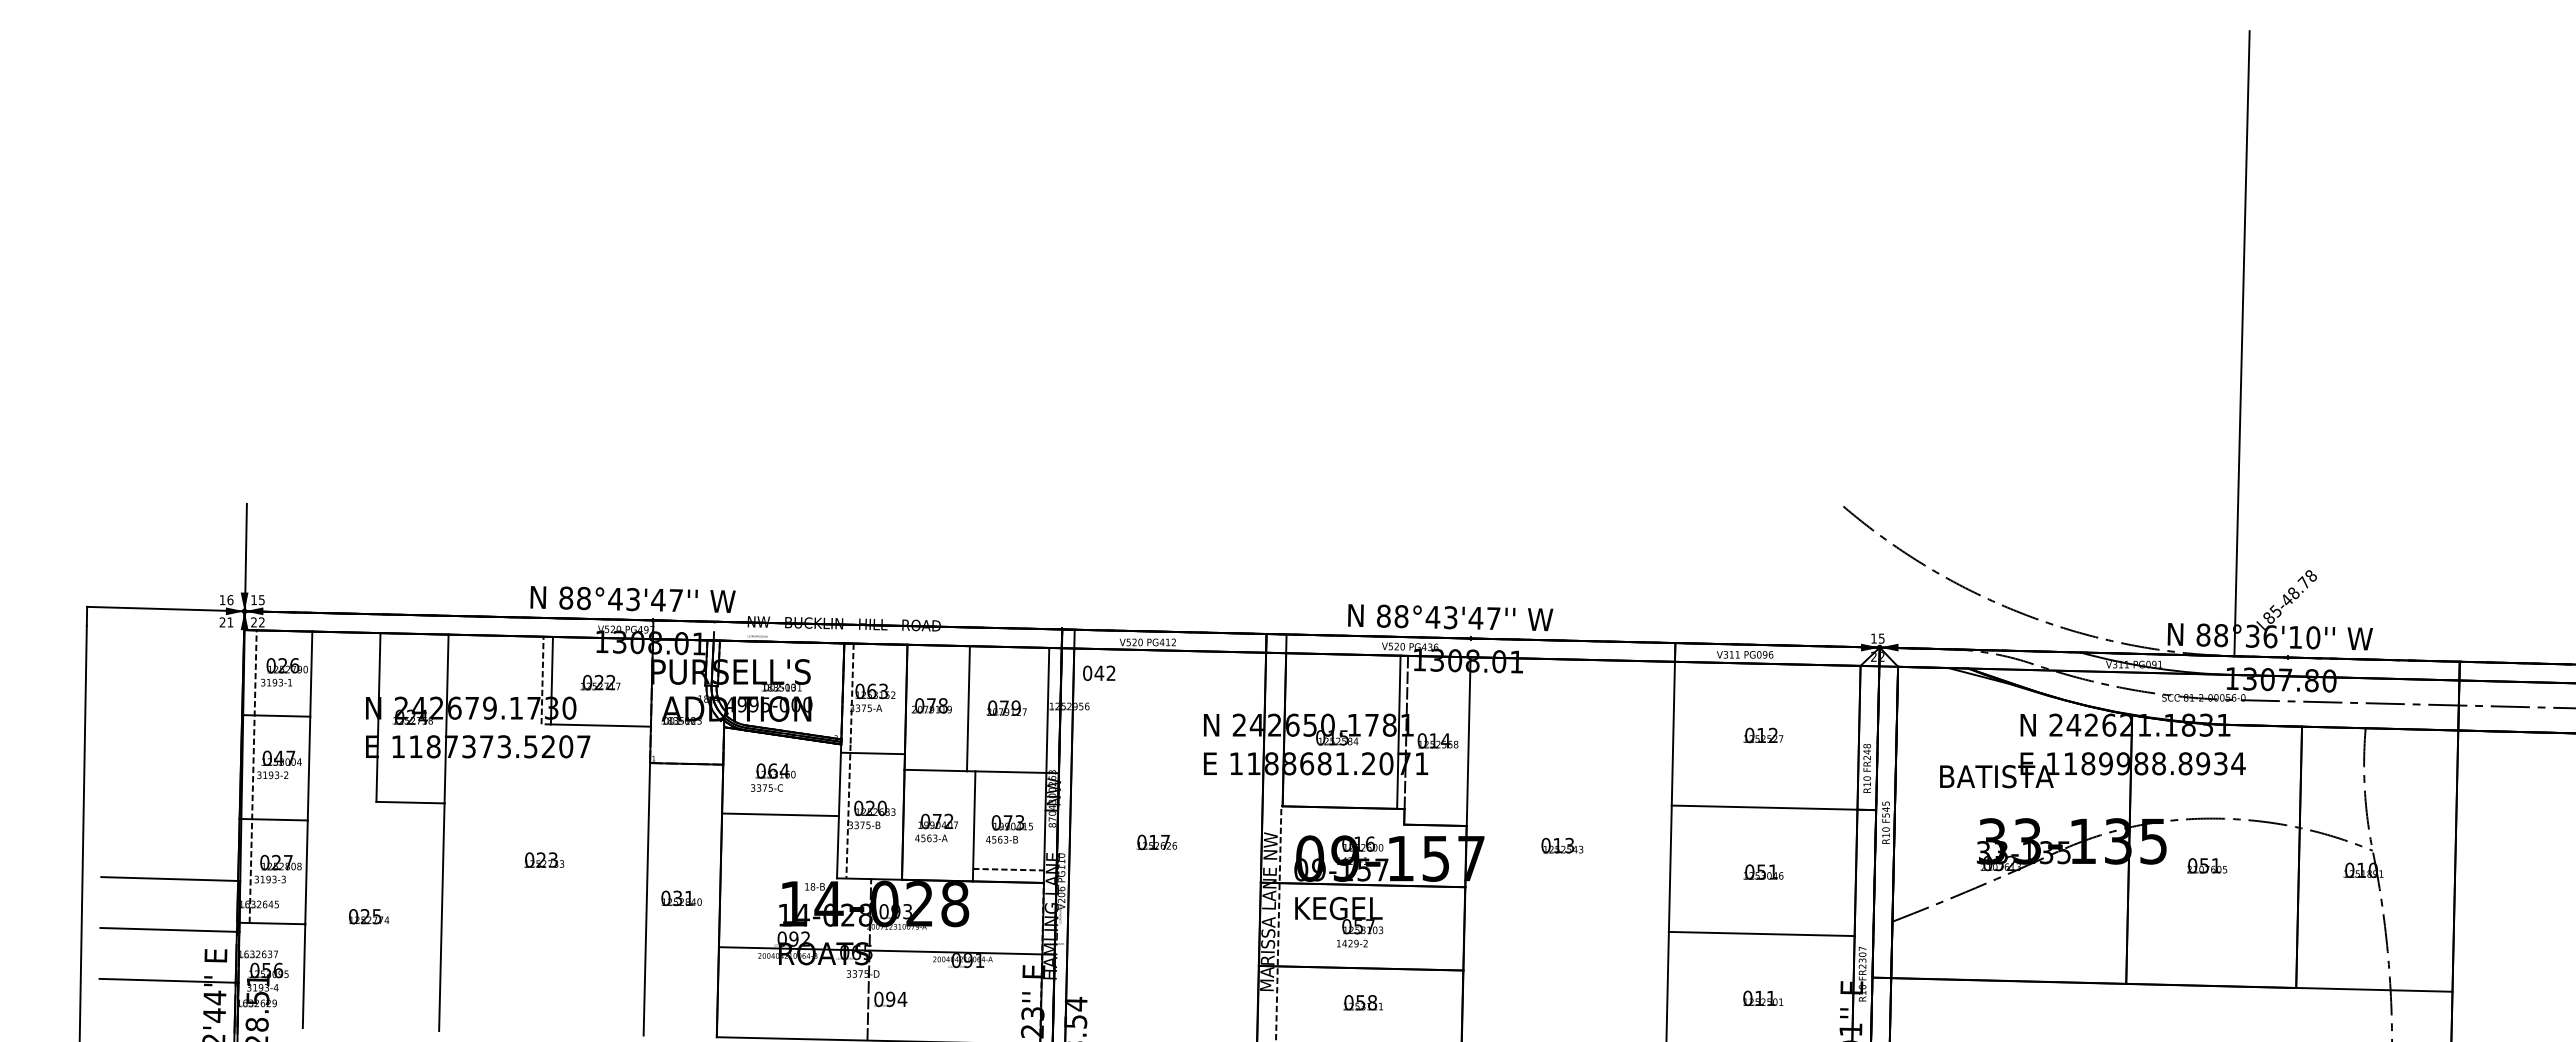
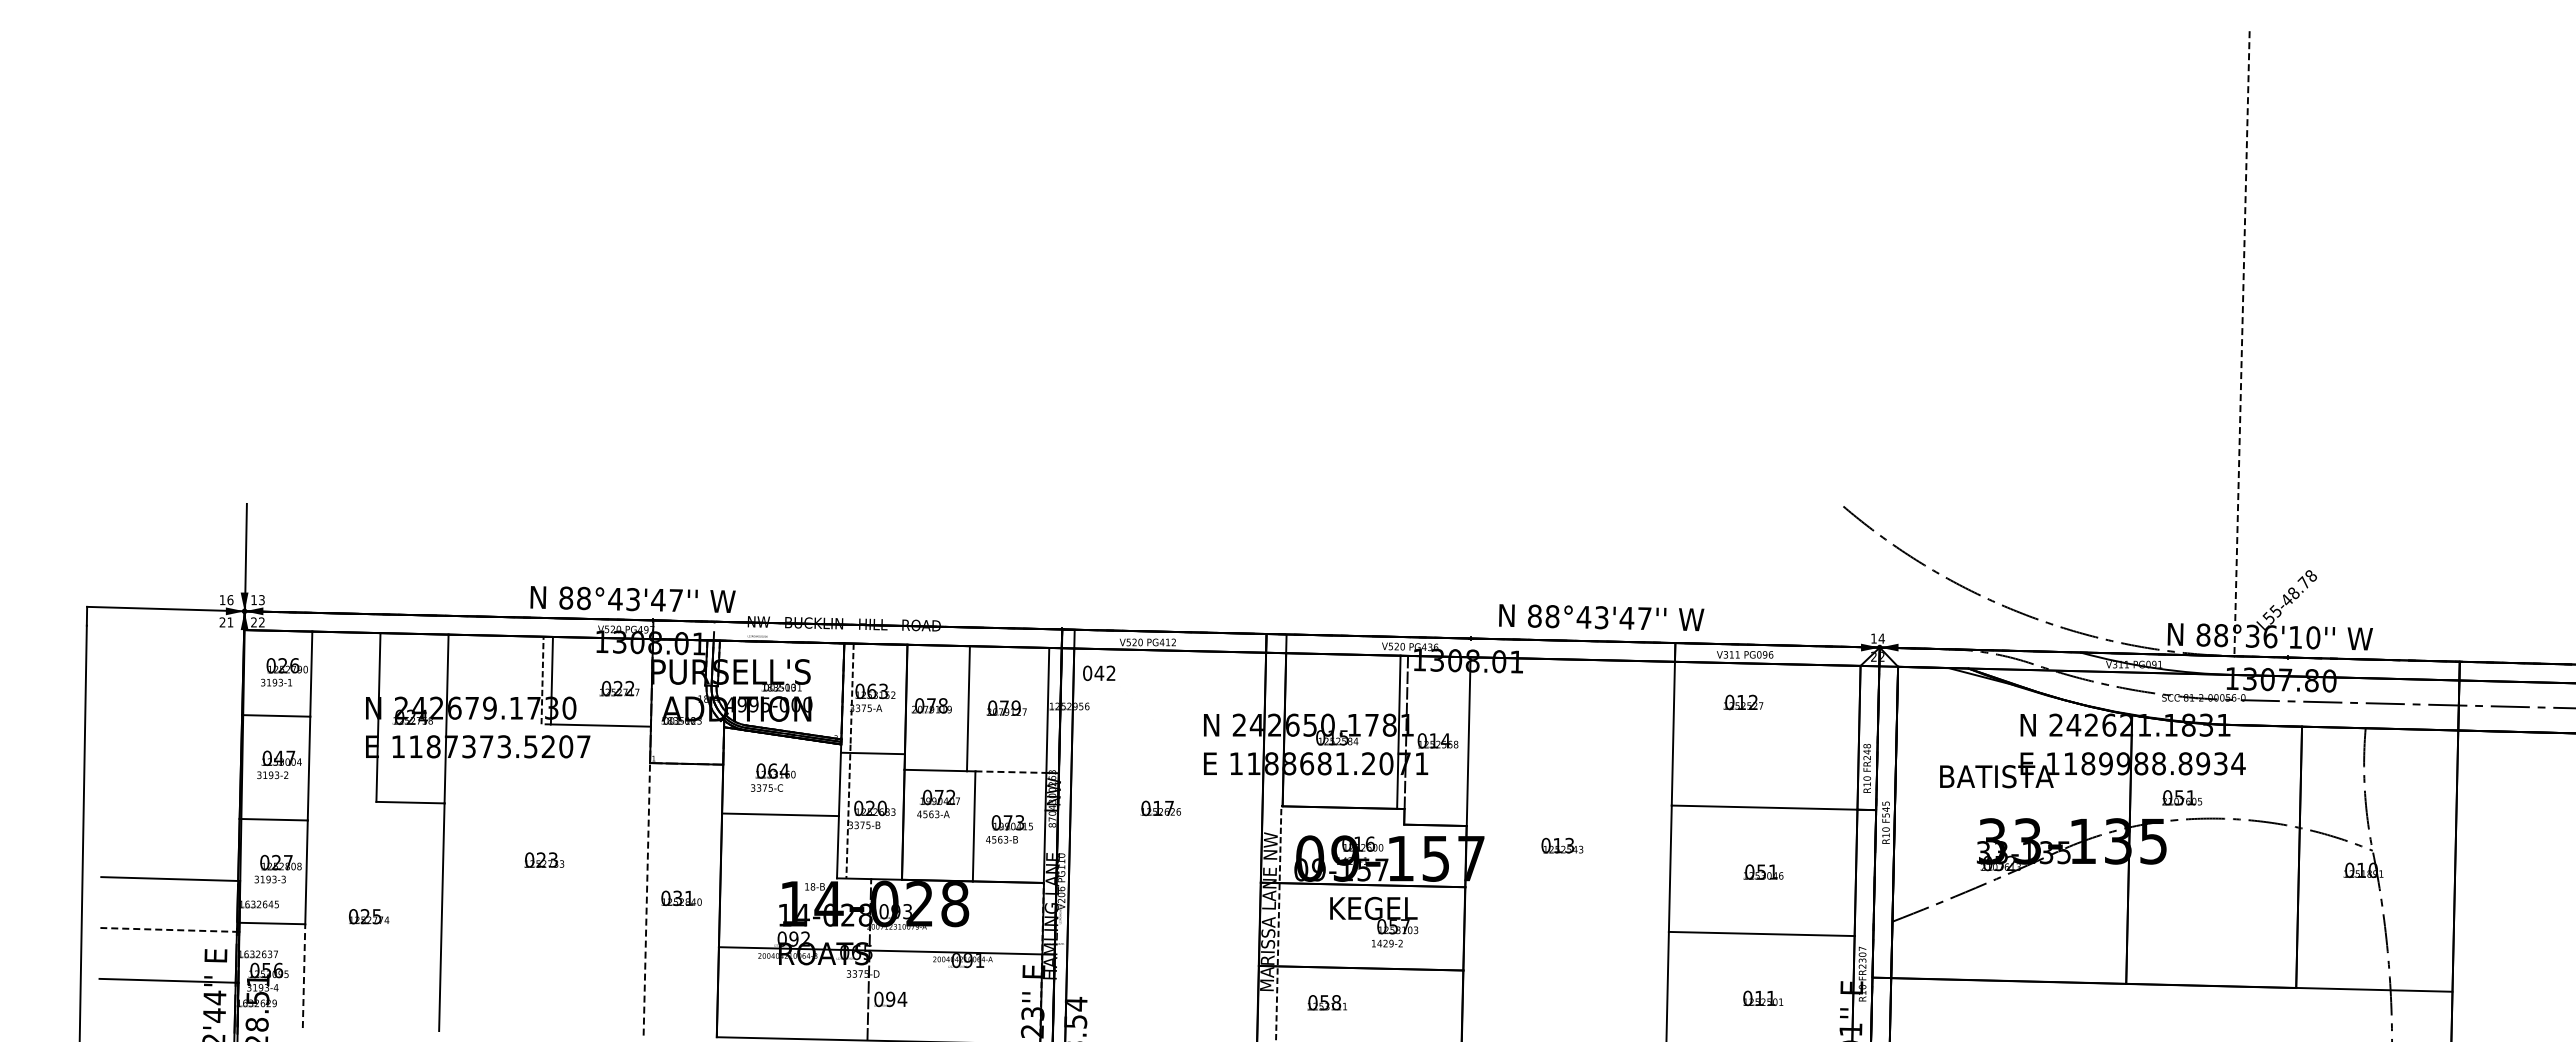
line: solid -> dashed (2242, 343)
text: 15 -> 13 (261, 599)
text position: (1450, 617) -> (1601, 617) (1601, 617)
text: L85-48.78 -> L55-48.78 (2268, 618)
text: 15 -> 14 (1881, 638)
text position: (600, 682) -> (619, 688) (619, 688)
text position: (1763, 735) -> (1743, 702) (1743, 702)
line: solid -> dashed (1011, 772)
line: present -> none (252, 776)
text position: (936, 827) -> (938, 803) (938, 803)
text position: (1156, 842) -> (1160, 808) (1160, 808)
text position: (2207, 865) -> (2182, 797) (2182, 797)
line: present -> none (1008, 869)
line: solid -> dashed (646, 898)
text position: (1339, 921) -> (1374, 921) (1374, 921)
line: solid -> dashed (169, 929)
line: solid -> dashed (304, 976)
text position: (1362, 1002) -> (1326, 1002) (1326, 1002)
